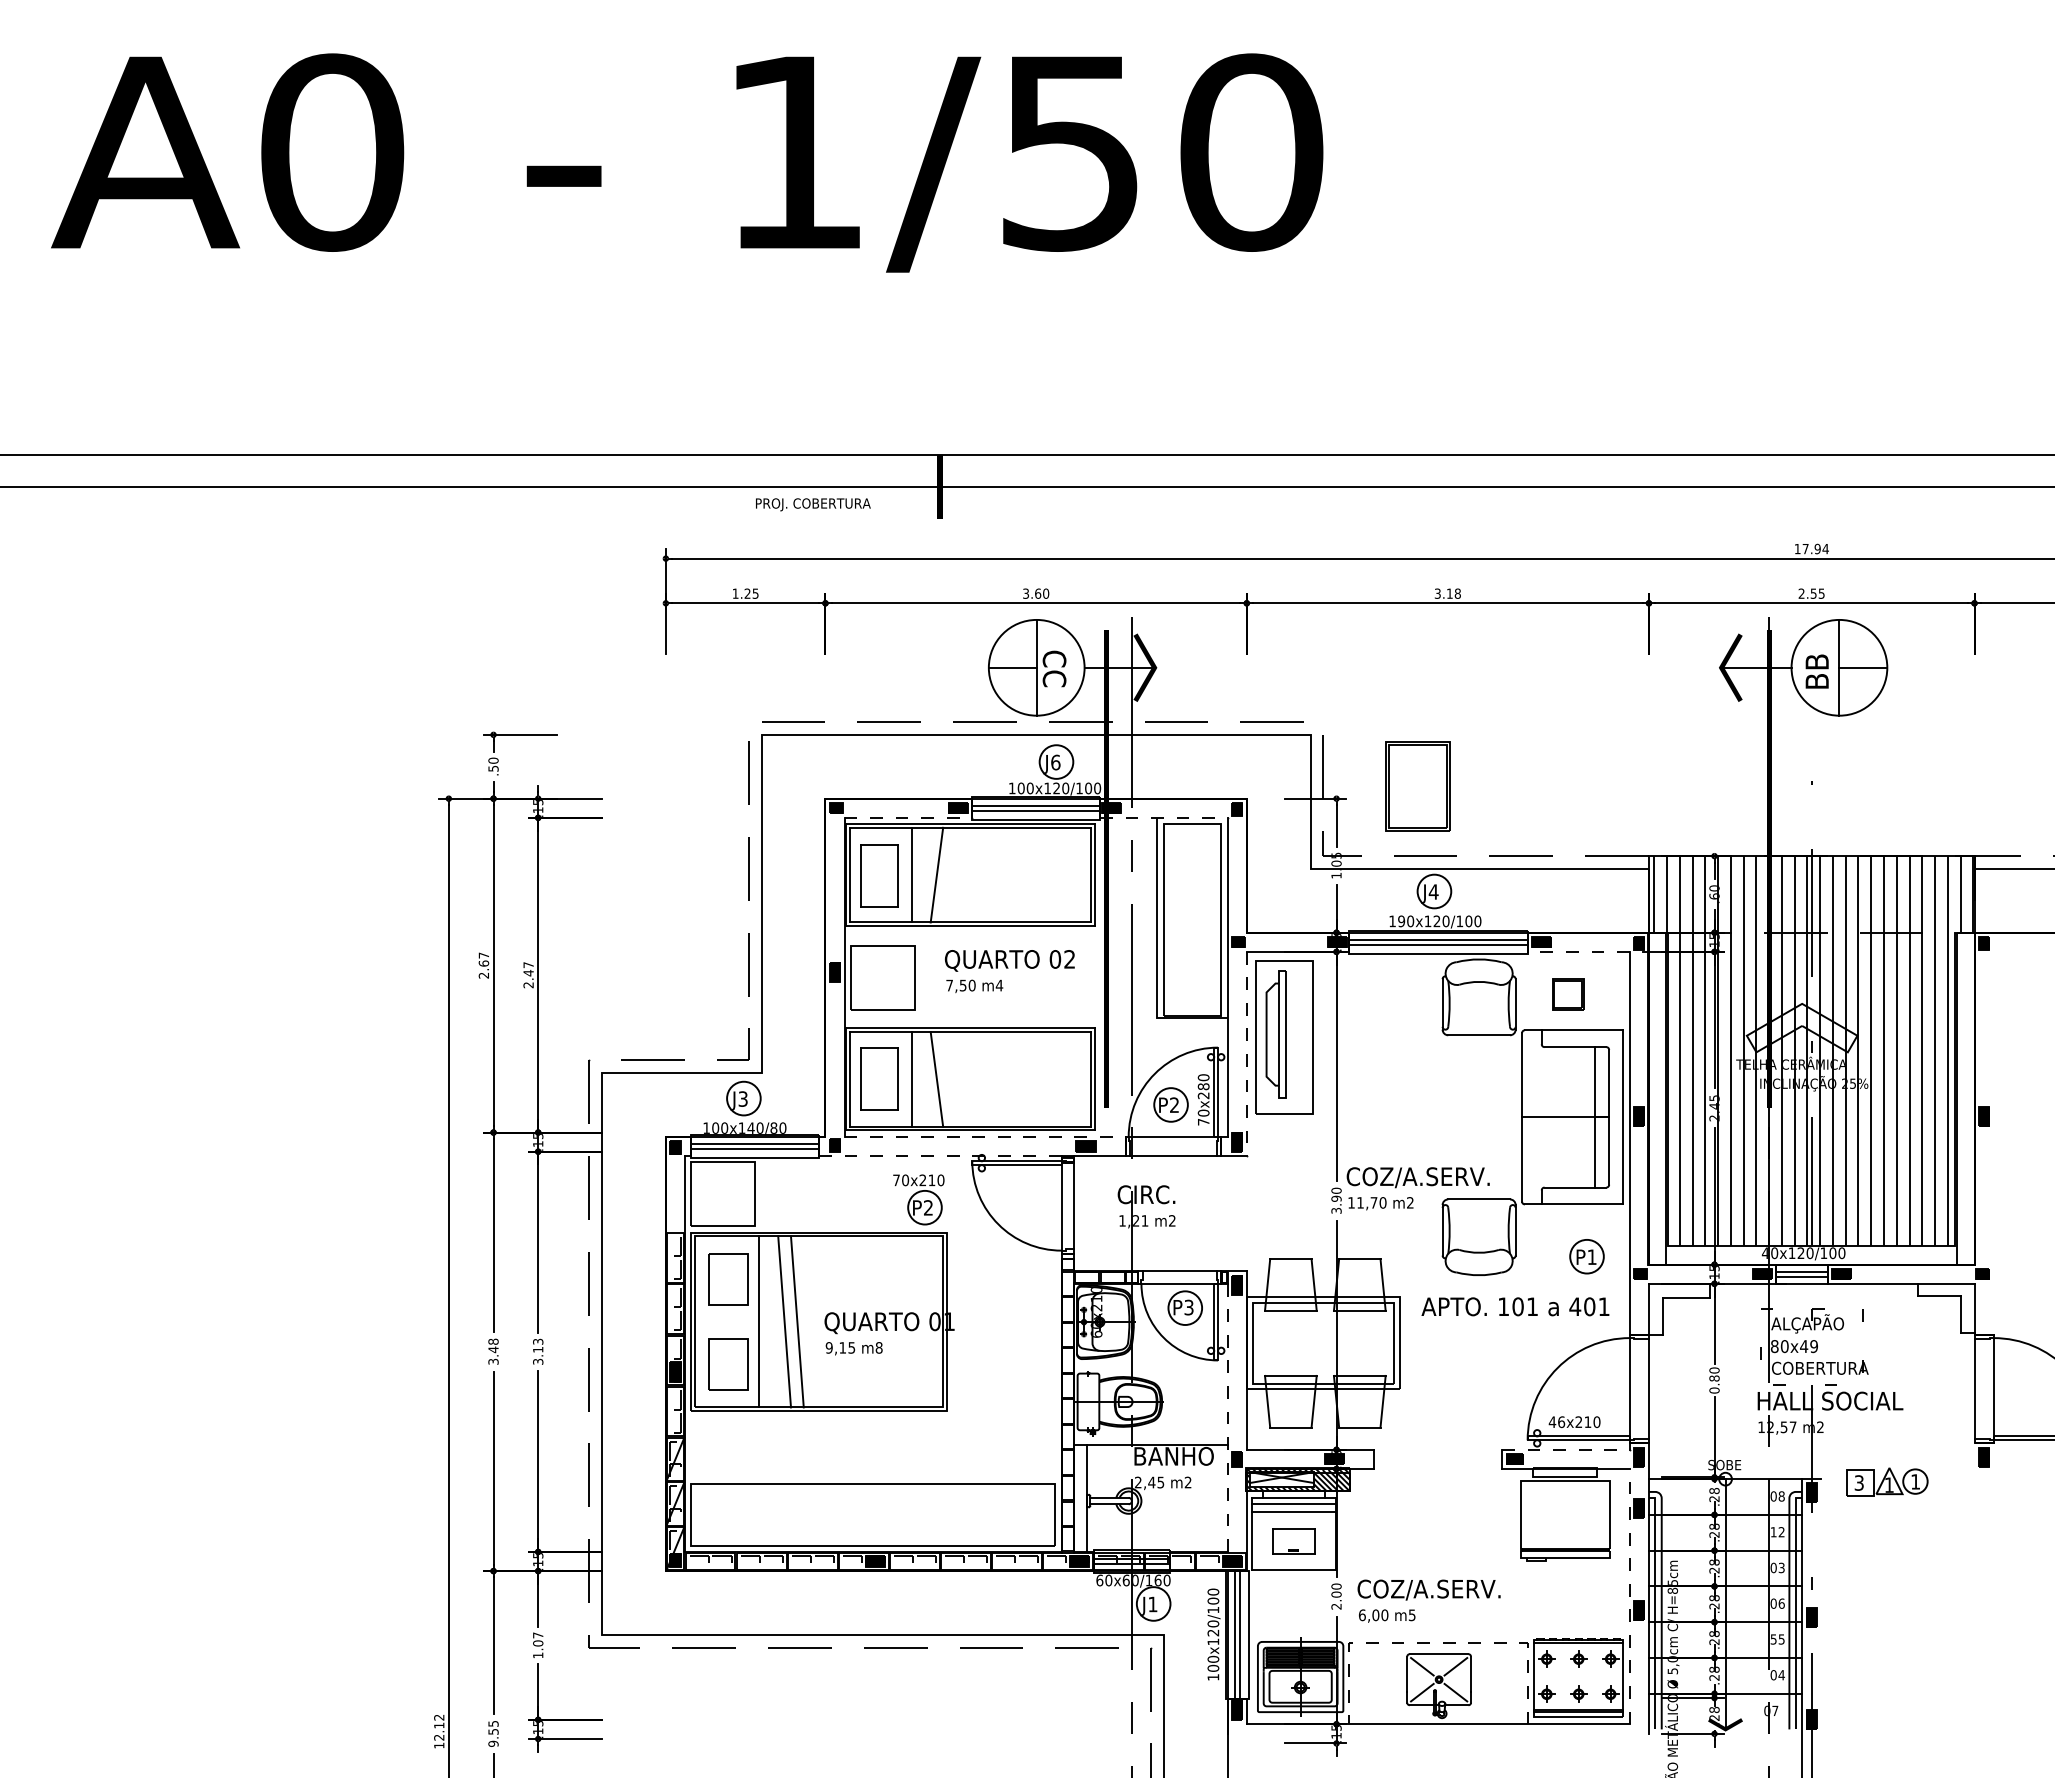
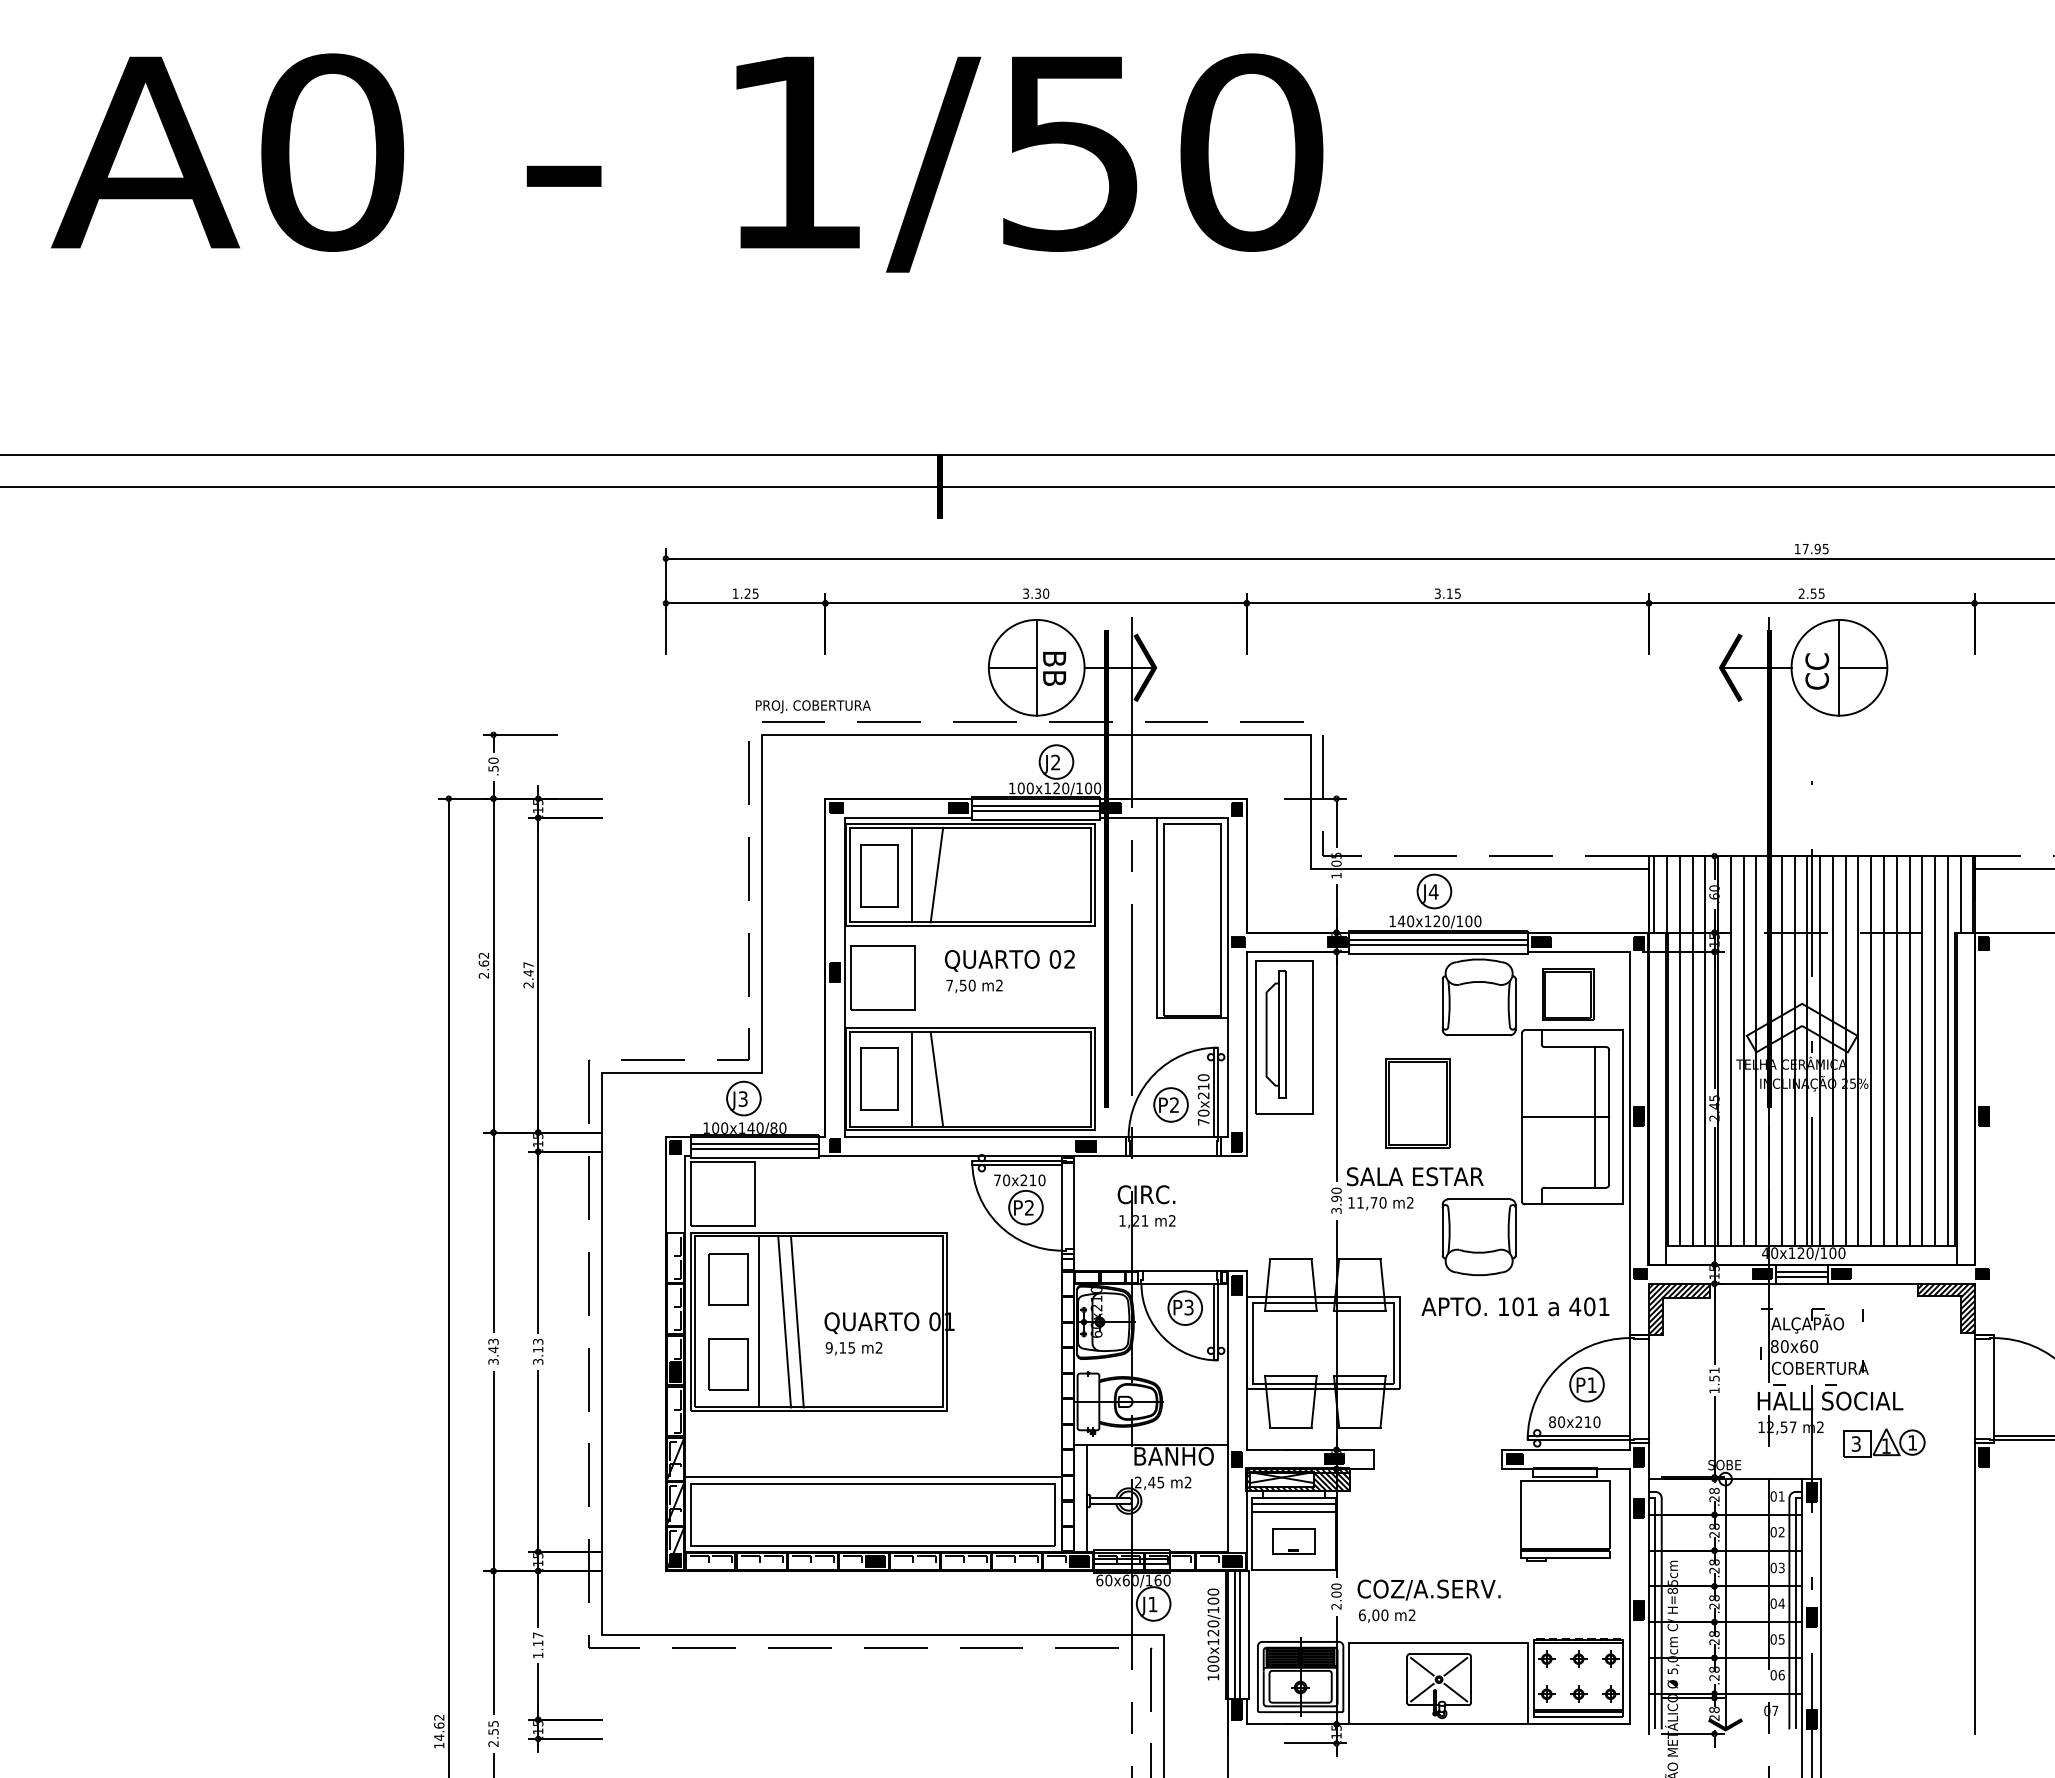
text position: (813, 504) -> (813, 706) (813, 706)
text: 17.94 -> 17.95 (1825, 549)
text: 3.60 -> 3.30 (1038, 593)
text: 3.18 -> 3.15 (1457, 593)
text: CC -> BB (1054, 668)
text: BB -> CC (1817, 671)
text: J6 -> J2 (1055, 762)
part position: (1417, 786) -> (1417, 1103) (1417, 1103)
line: dashed -> solid (908, 817)
line: dashed -> solid (1163, 817)
text: 190x120/100 -> 140x120/100 (1401, 921)
line: dashed -> solid (1578, 951)
text: 2.67 -> 2.62 (483, 955)
text: m4 -> m2 (999, 985)
part size: 33x33 px -> 53x53 px (1568, 994)
line: dashed -> solid (1246, 1054)
text: 70x280 -> 70x210 (1203, 1086)
line: dashed -> solid (985, 1137)
line: dashed -> solid (940, 1156)
text: COZ/A.SERV. -> SALA ESTAR (1417, 1177)
part position: (918, 1199) -> (1019, 1199) (1019, 1199)
part position: (1586, 1256) -> (1586, 1384) (1586, 1384)
hatch: none -> present (1678, 1308)
hatch: none -> present (1946, 1308)
text: 3.48 -> 3.43 (493, 1341)
text: 80x49 -> 80x60 (1808, 1346)
text: m8 -> m2 (878, 1347)
text: 0.80 -> 1.51 (1714, 1380)
line: dashed -> solid (1227, 1418)
text: 46x210 -> 80x210 (1556, 1422)
line: dashed -> solid (1565, 1449)
line: none -> present (873, 1477)
part position: (1887, 1481) -> (1884, 1442) (1884, 1442)
text: 08 -> 01 (1781, 1496)
text: 12 -> 02 (1773, 1532)
line: none -> present (1974, 1588)
line: dashed -> solid (1629, 1596)
text: 06 -> 04 (1781, 1603)
text: m5 -> m2 (1411, 1615)
line: none -> present (1821, 1626)
text: 55 -> 05 (1773, 1639)
text: 1.07 -> 1.17 (538, 1643)
line: dashed -> solid (1437, 1643)
text: 04 -> 06 (1781, 1675)
text: 12.12 -> 14.62 (439, 1731)
text: 9.55 -> 2.55 (493, 1743)
